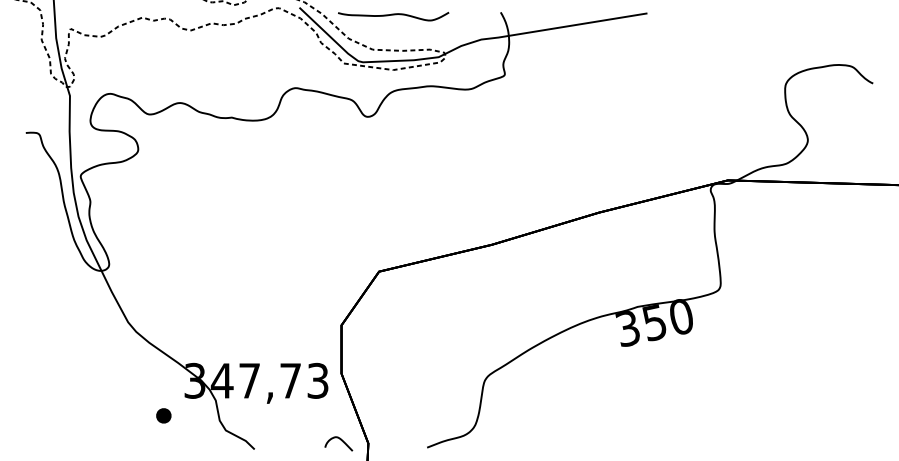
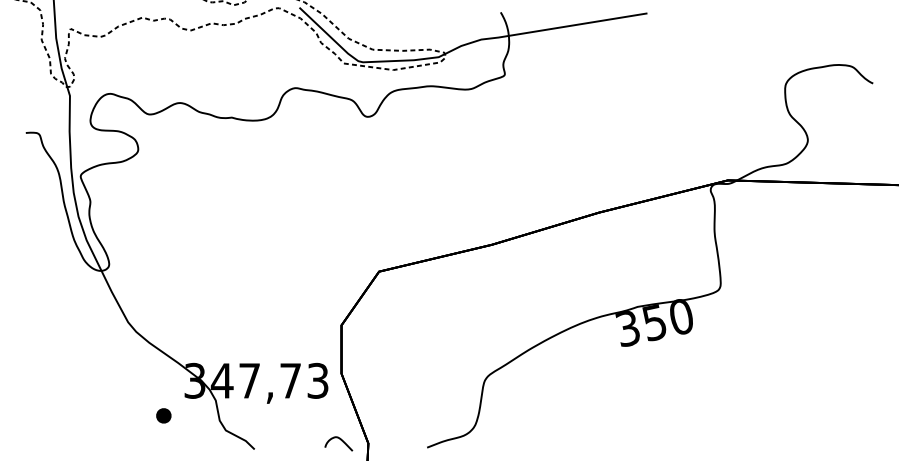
curve: present -> none (393, 15)
